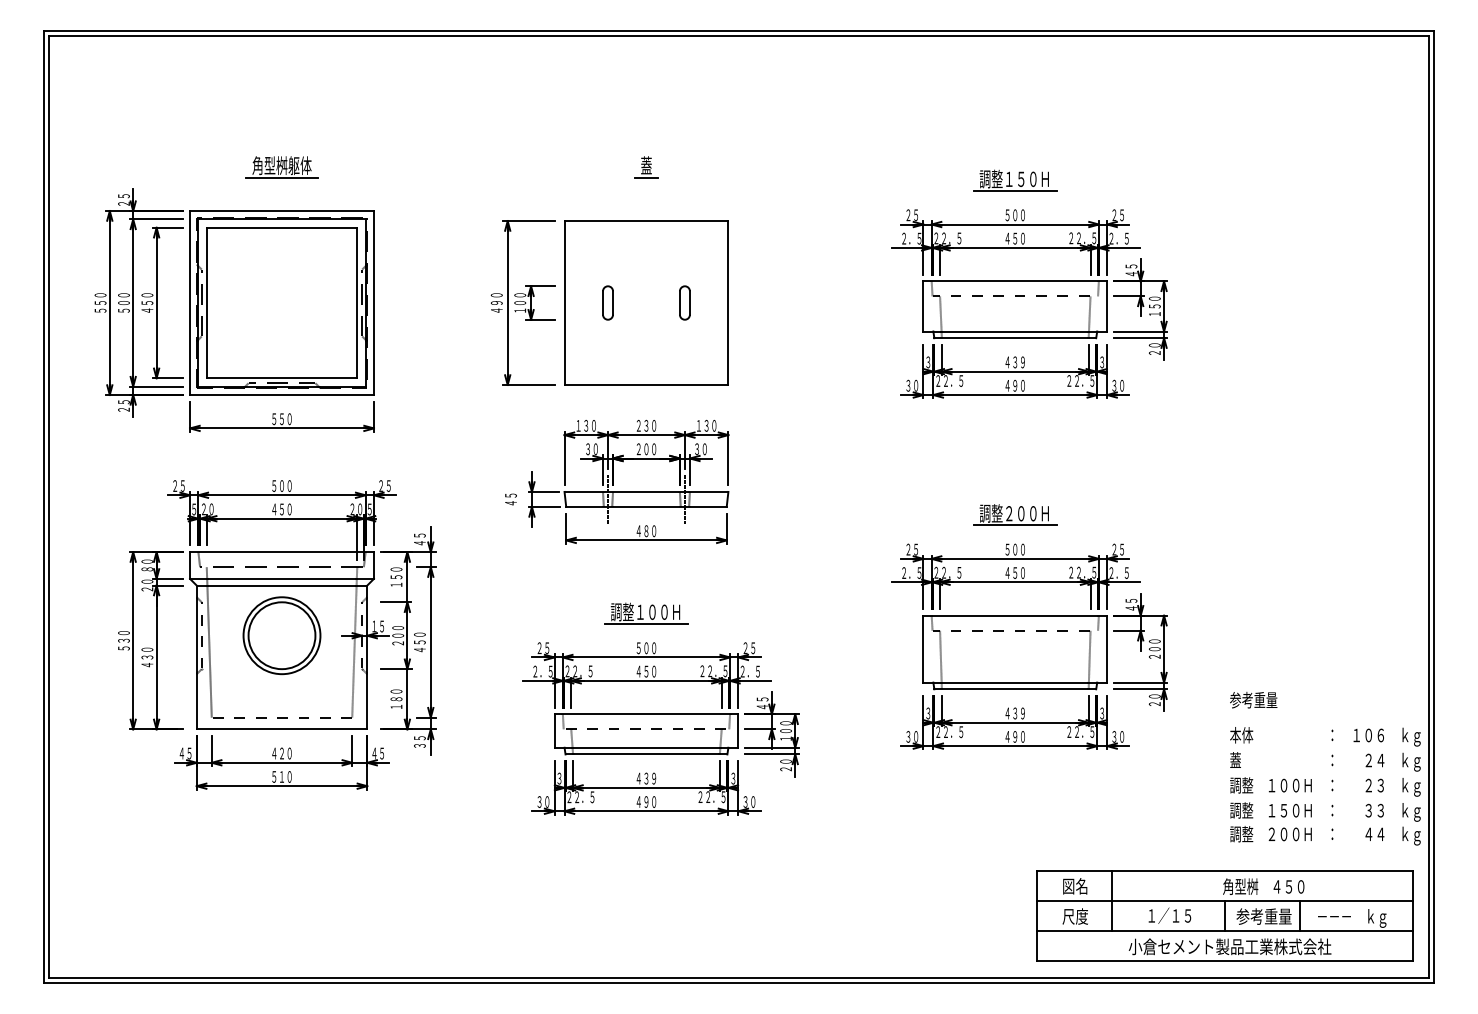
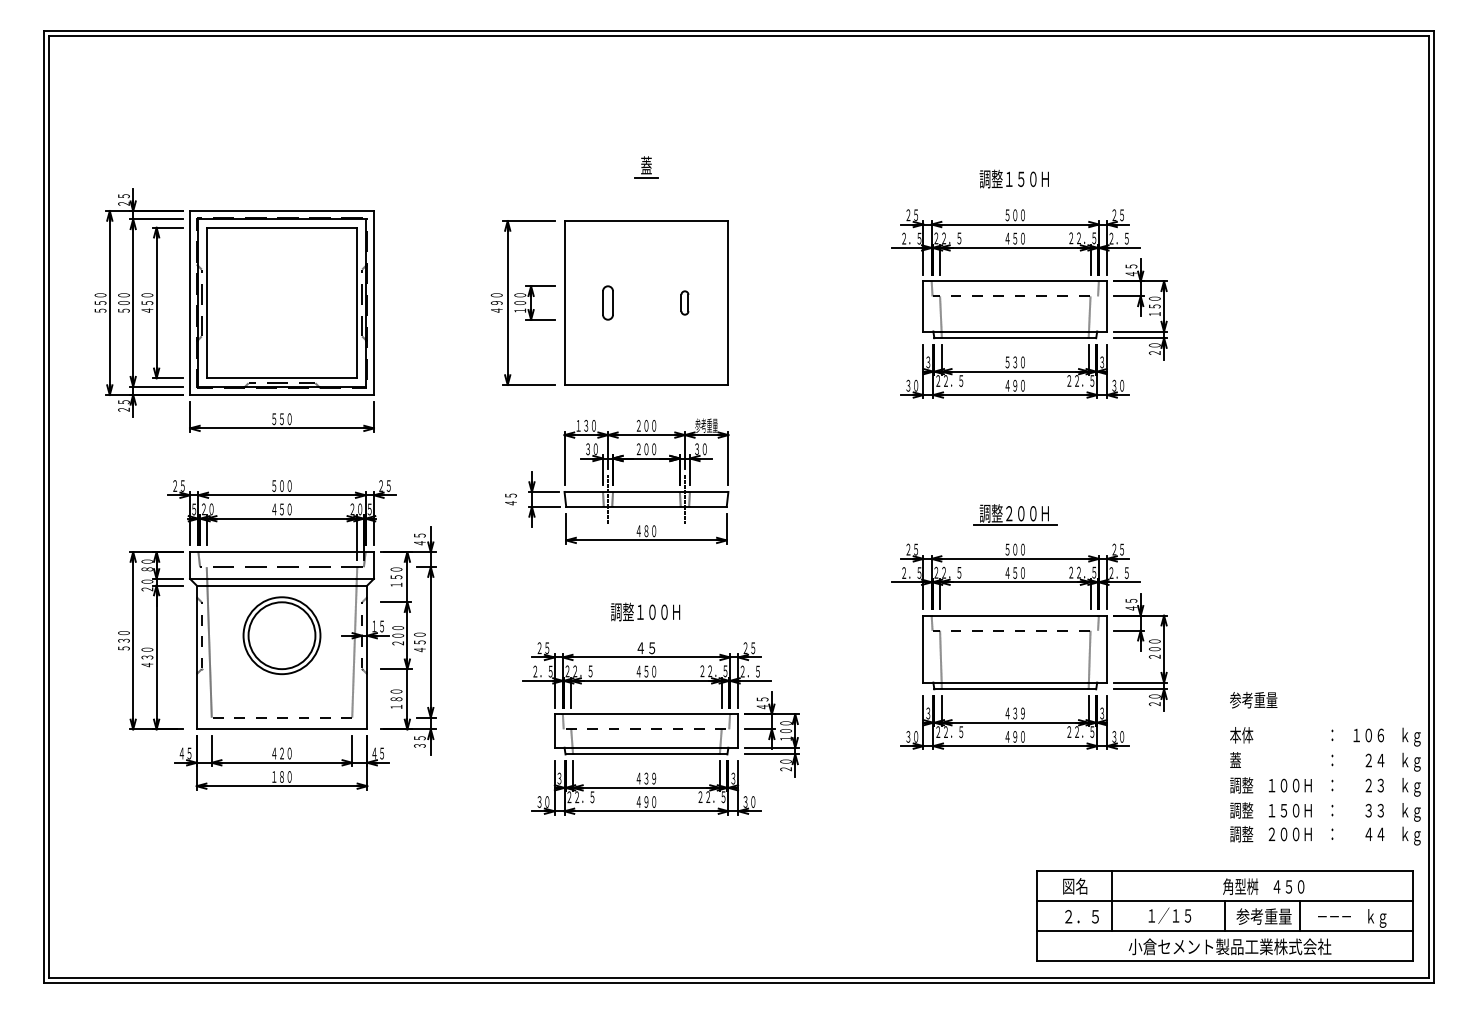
part: present -> none (281, 167)
line: present -> none (1015, 191)
part size: 12x36 px -> 10x26 px (684, 302)
text: ４３９ -> ５３０ (1014, 362)
text: ２３０ -> ２００ (646, 425)
text: １３０ -> 参考重量 (706, 425)
line: present -> none (646, 624)
text: ５００ -> ４５ (646, 648)
text: ５１０ -> １８０ (277, 776)
text: 尺度 -> ２．５ (1080, 916)
